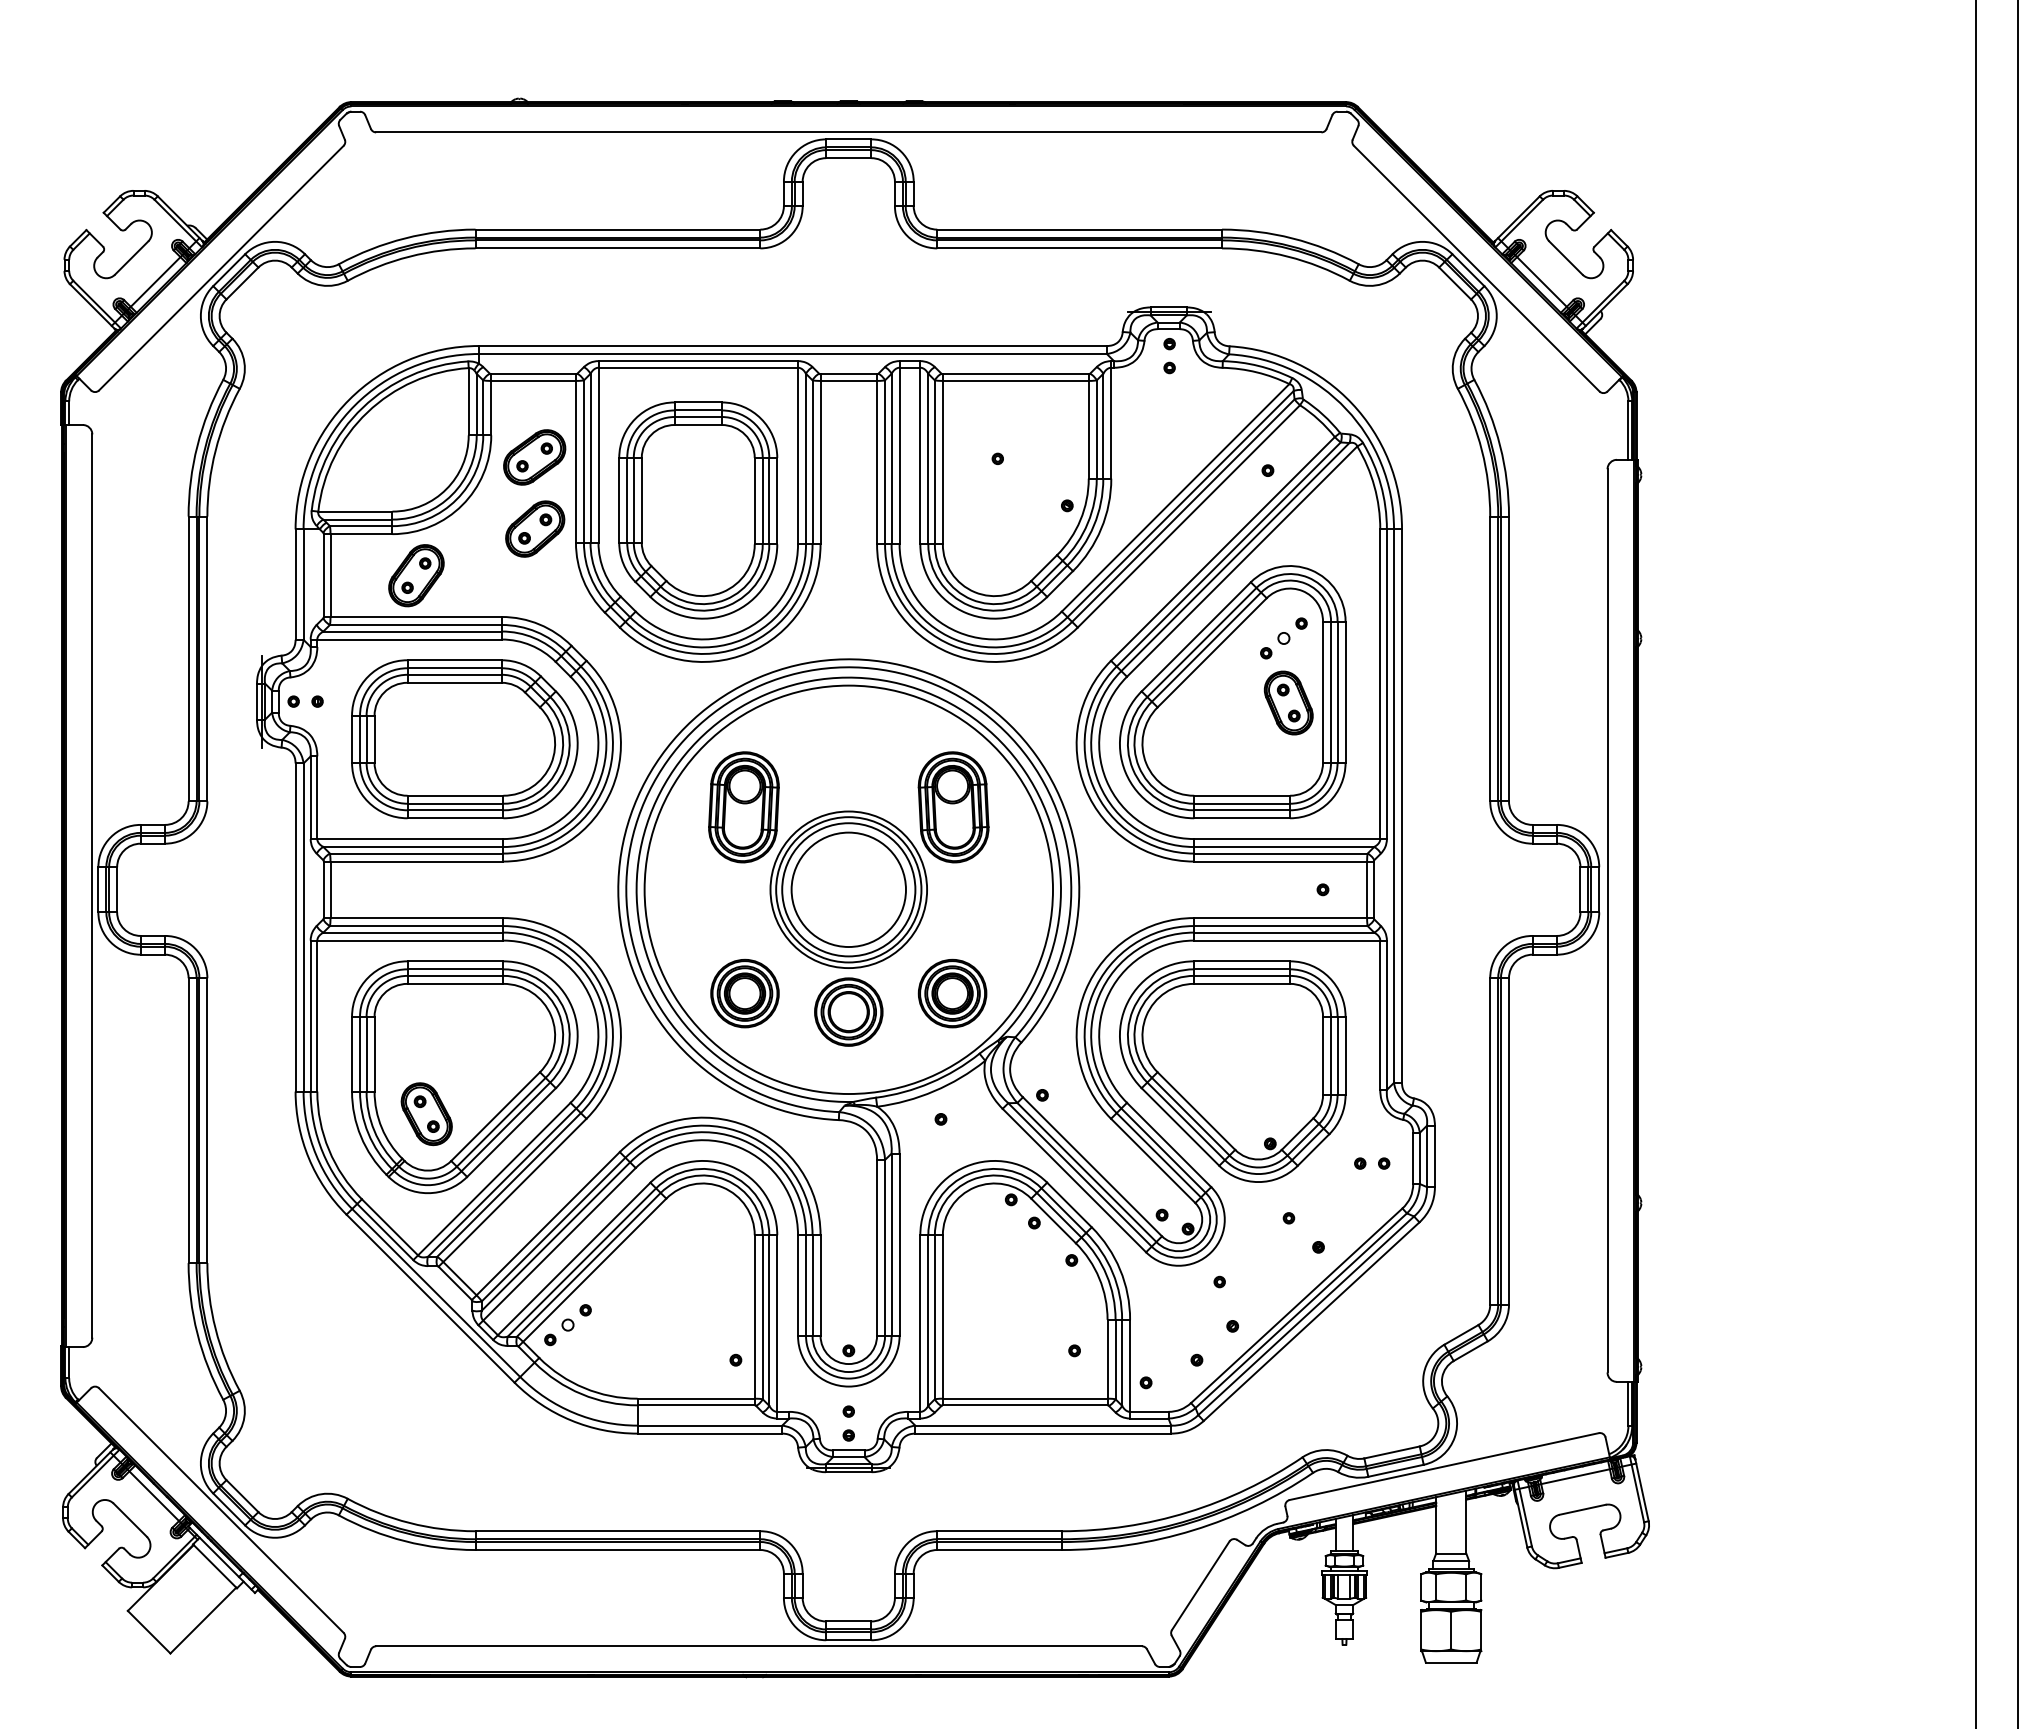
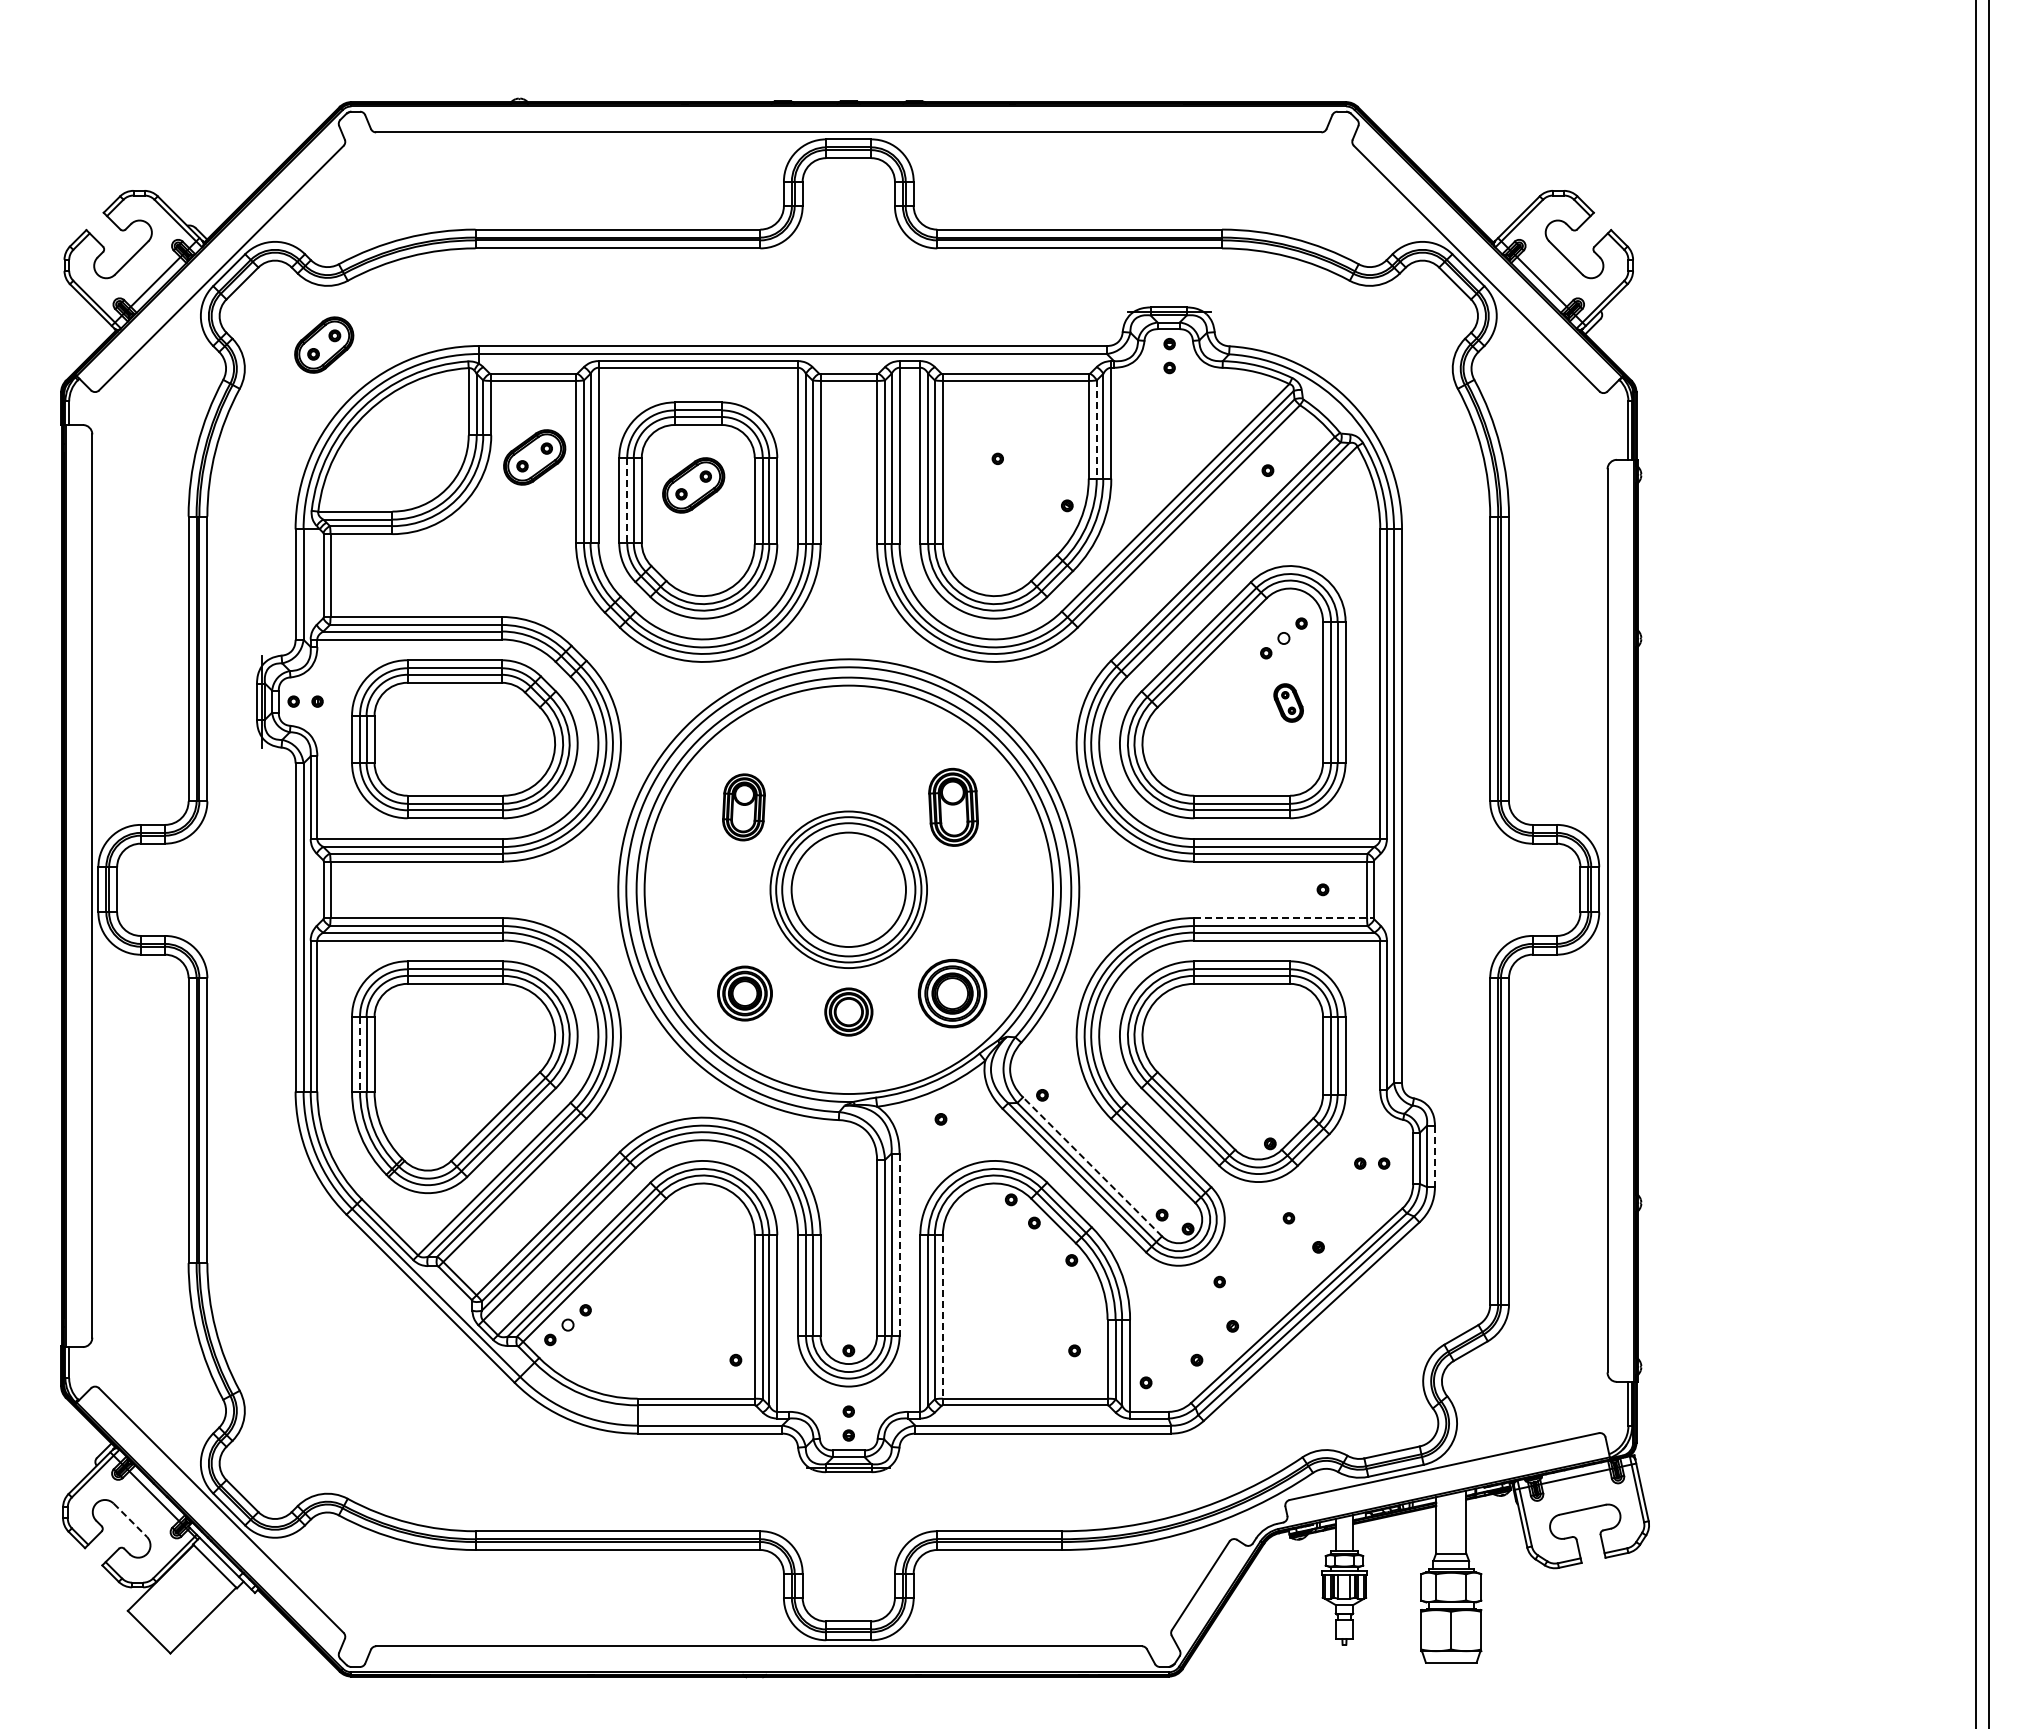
line: solid -> dashed (1096, 430)
part: none -> present (693, 485)
line: solid -> dashed (627, 500)
part position: (535, 528) -> (324, 344) (324, 344)
part: present -> none (416, 575)
part size: 51x66 px -> 31x40 px (1288, 702)
part size: 72x113 px -> 44x69 px (743, 807)
part size: 73x113 px -> 51x80 px (953, 806)
line position: (2017, 863) -> (1988, 863) (1988, 863)
line: solid -> dashed (1283, 918)
part size: 70x71 px -> 56x57 px (744, 993)
part size: 70x70 px -> 50x50 px (848, 1011)
line: solid -> dashed (360, 1054)
part: present -> none (426, 1114)
line: solid -> dashed (1434, 1156)
line: solid -> dashed (1092, 1166)
line: solid -> dashed (899, 1245)
line: solid -> dashed (942, 1320)
line: solid -> dashed (130, 1520)
